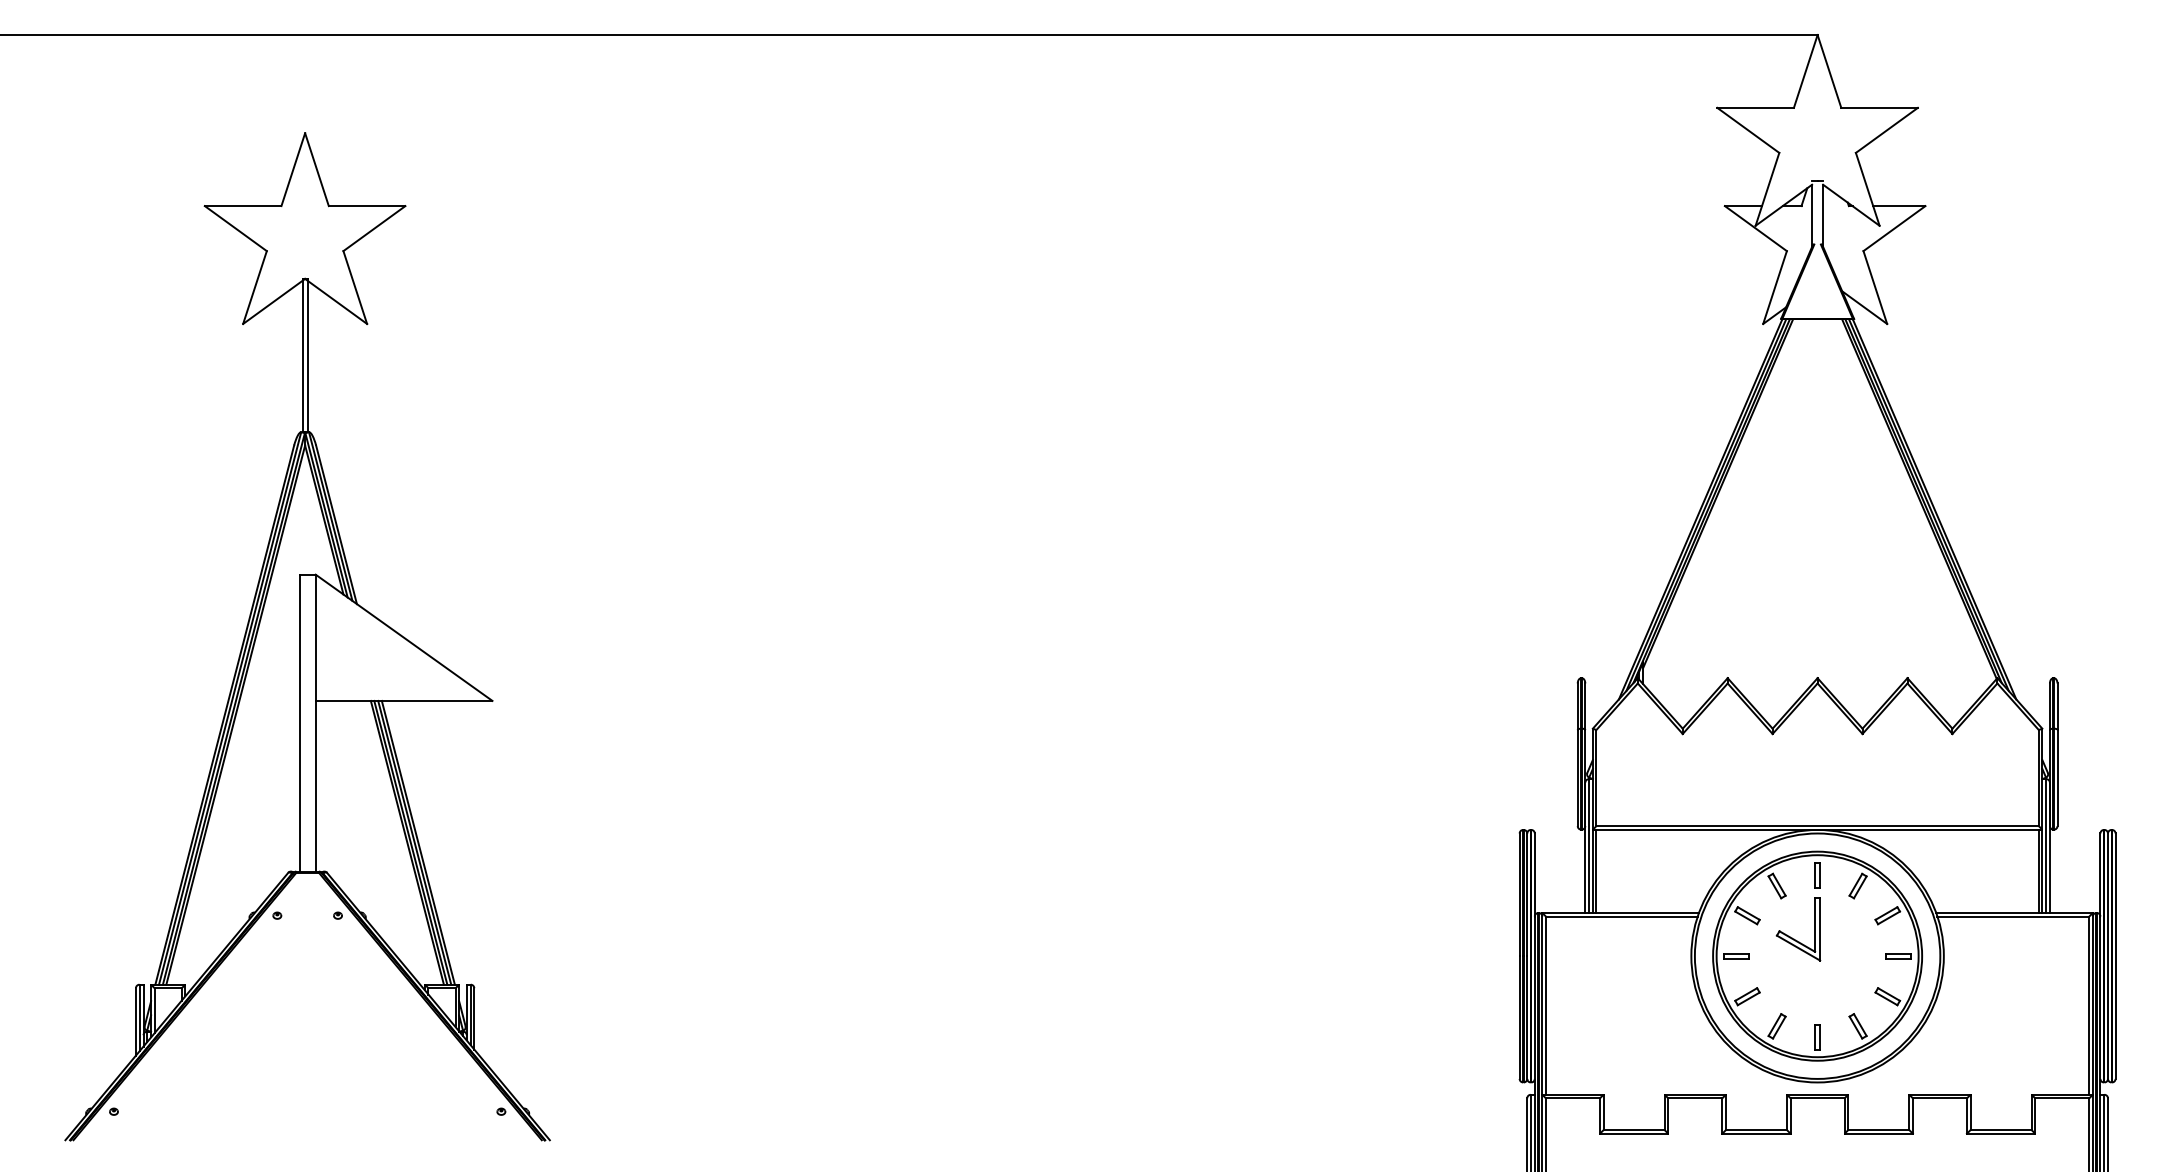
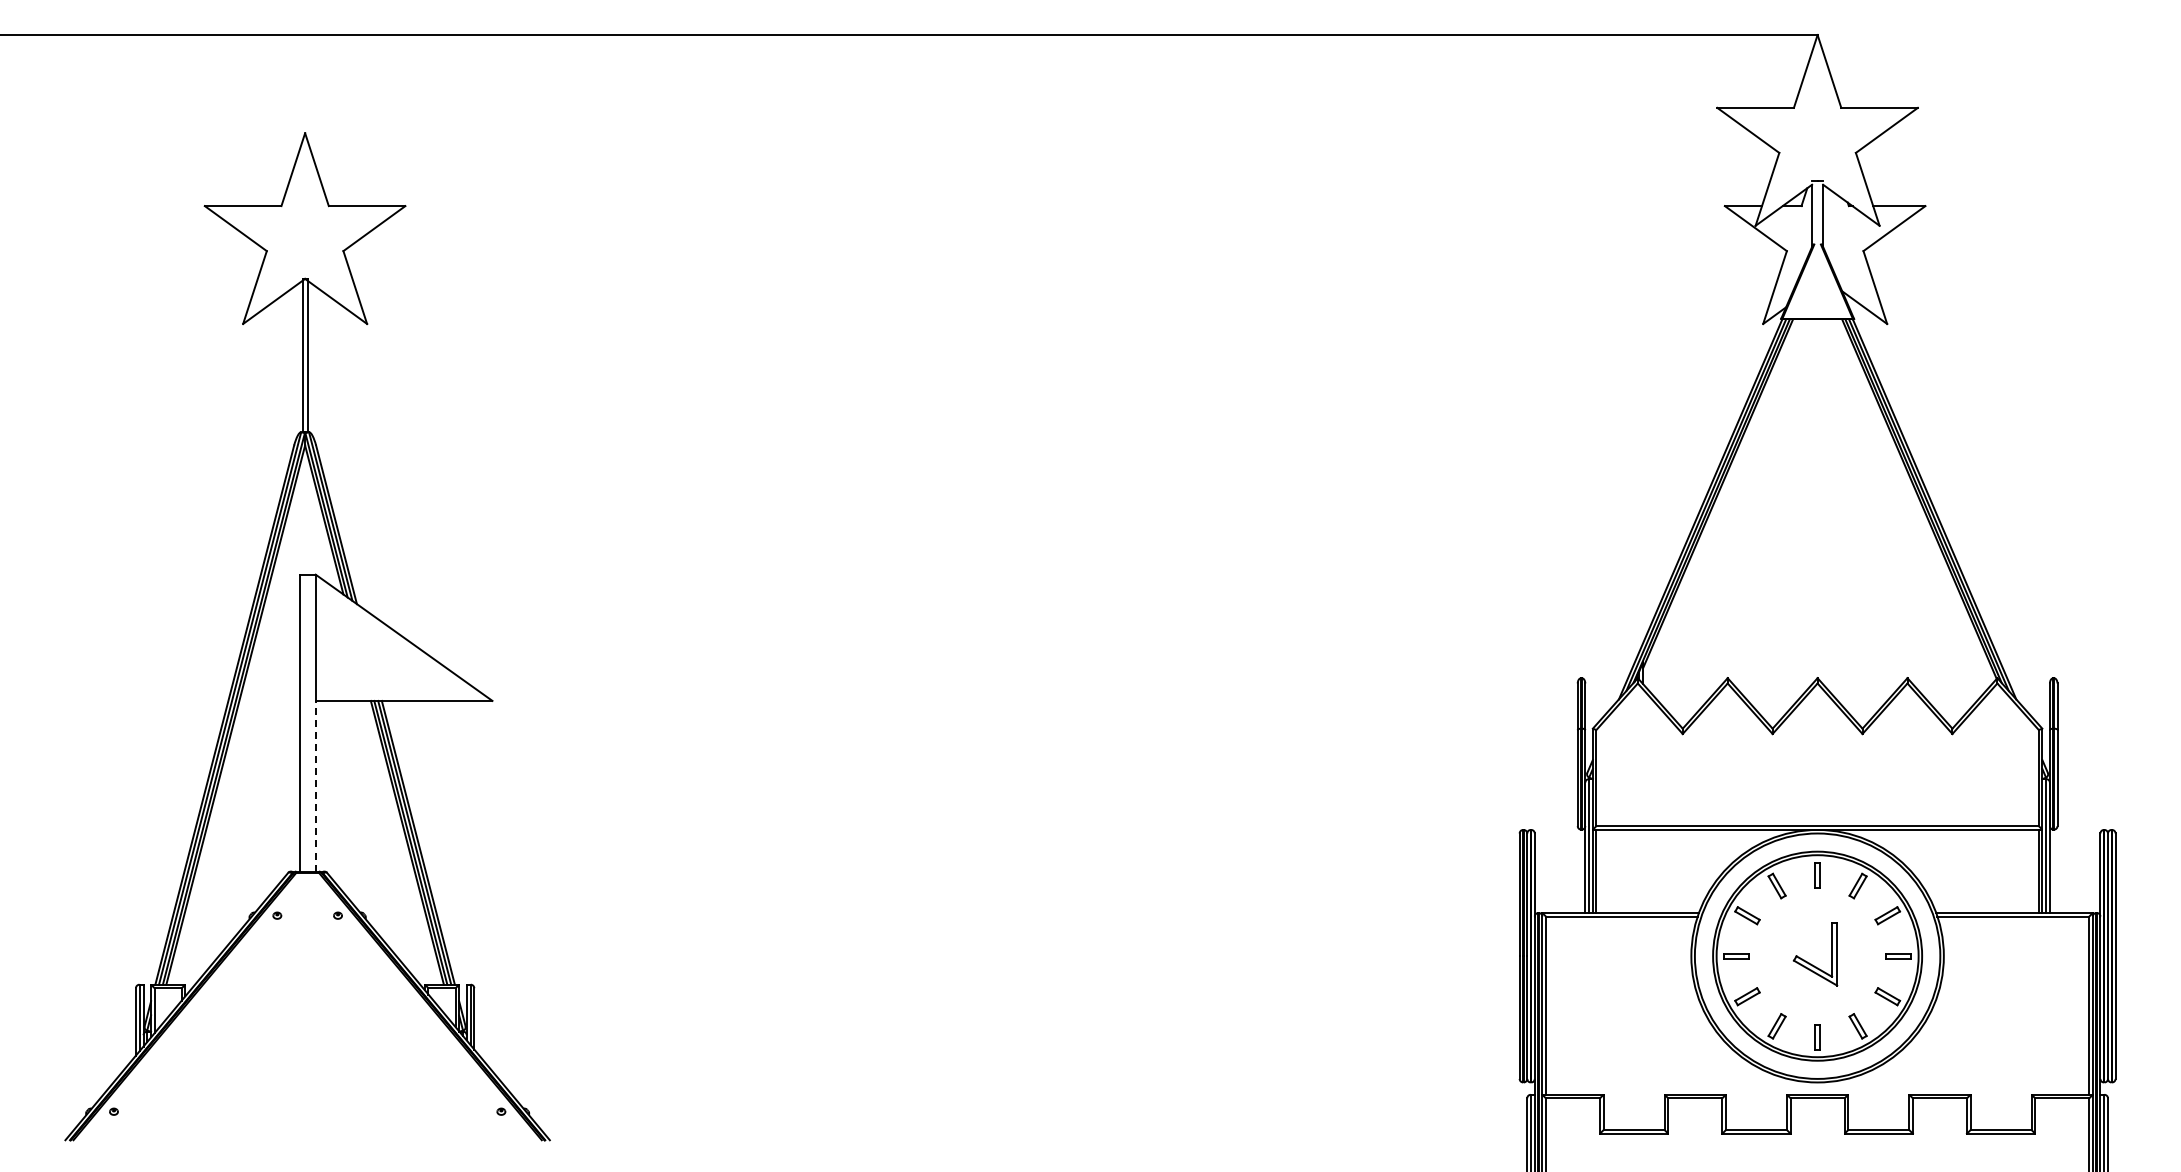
line: solid -> dashed (315, 785)
part position: (1794, 938) -> (1811, 963) (1811, 963)
